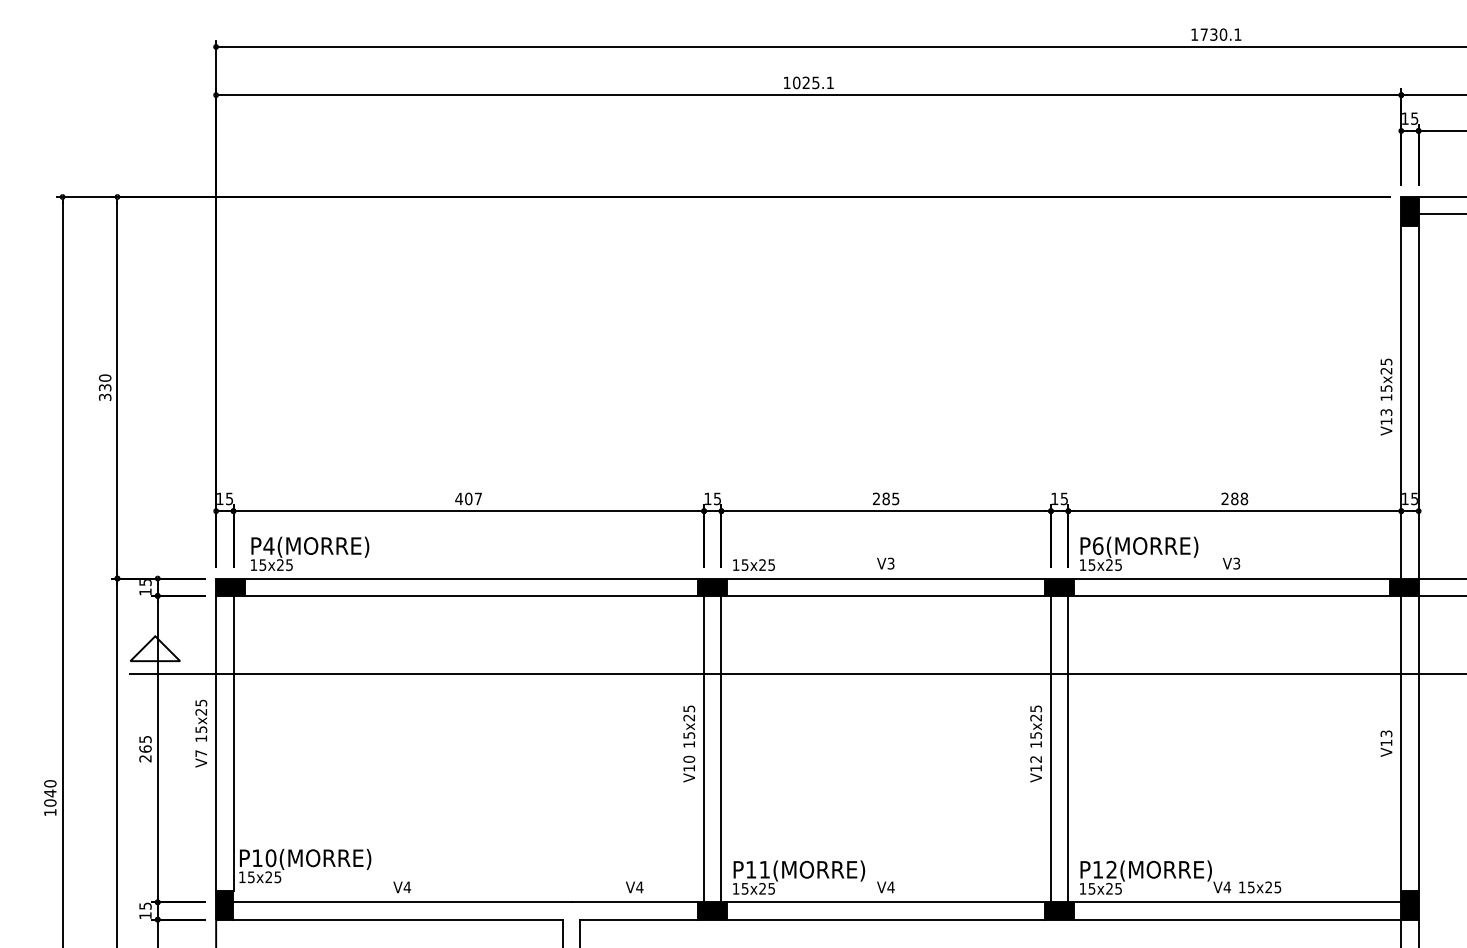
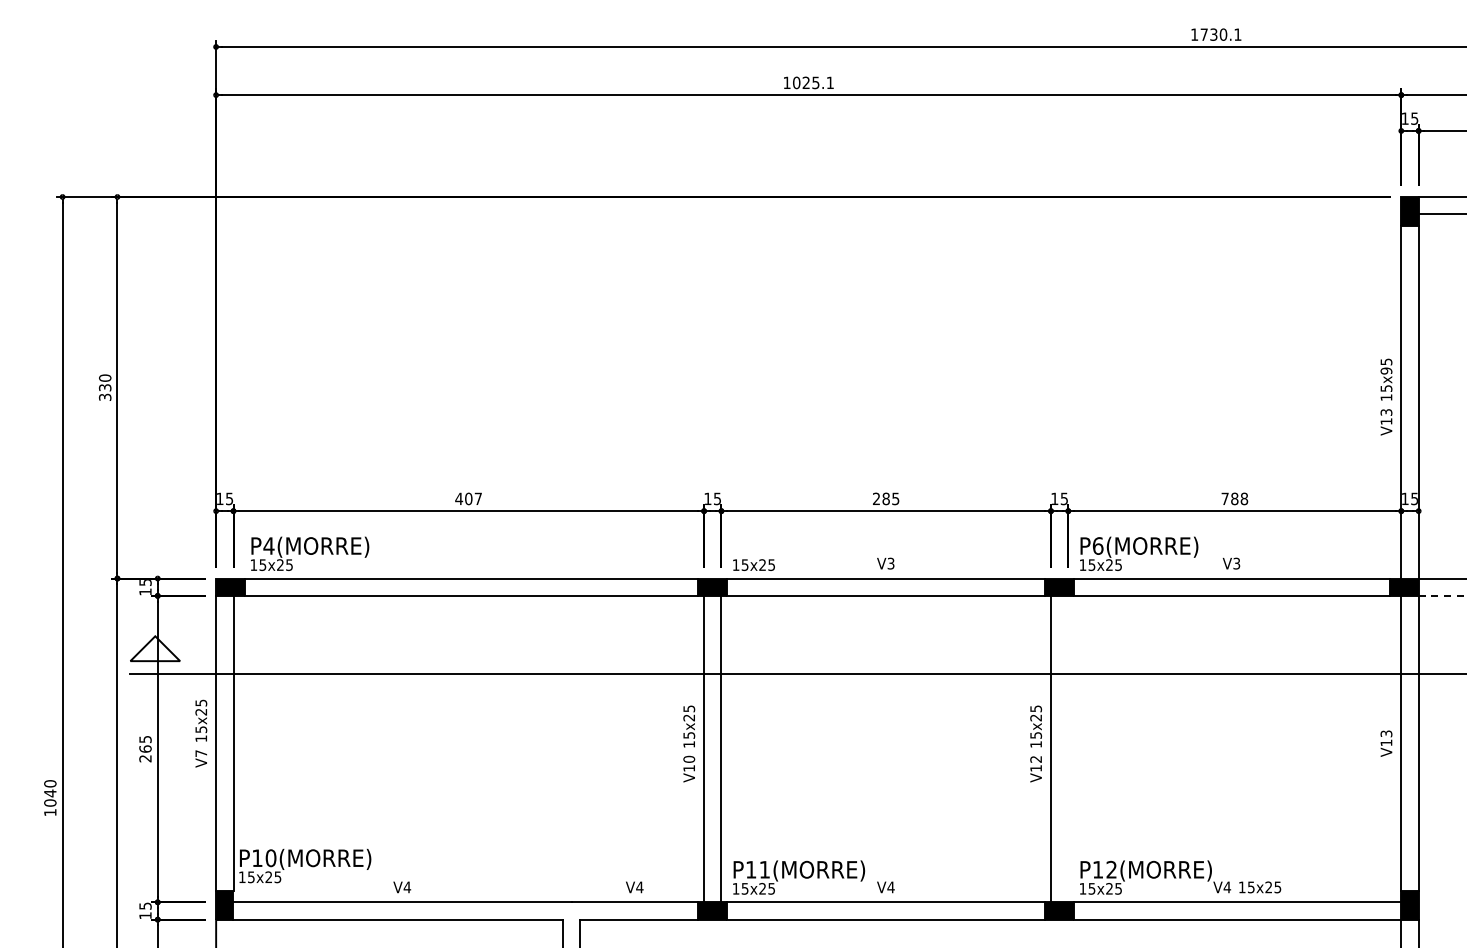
text: 15x25 -> 15x95 (1386, 370)
text: 288 -> 788 (1224, 498)
line: solid -> dashed (1442, 595)
line: present -> none (1068, 748)
